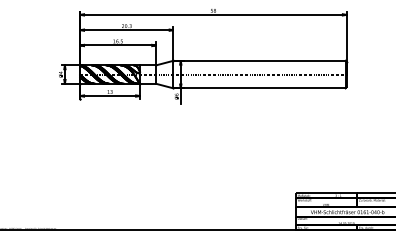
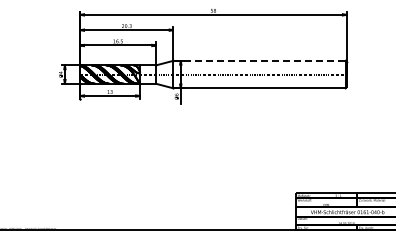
line: solid -> dashed (260, 60)
